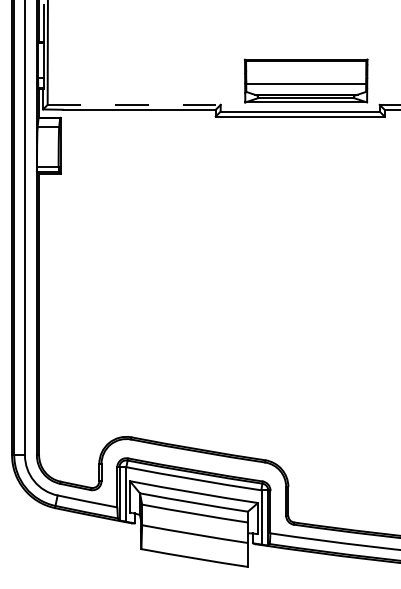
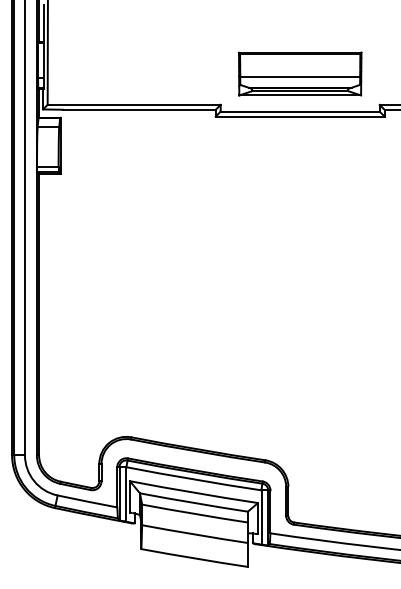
part position: (306, 80) -> (300, 73) (300, 73)
line: dashed -> solid (134, 104)
